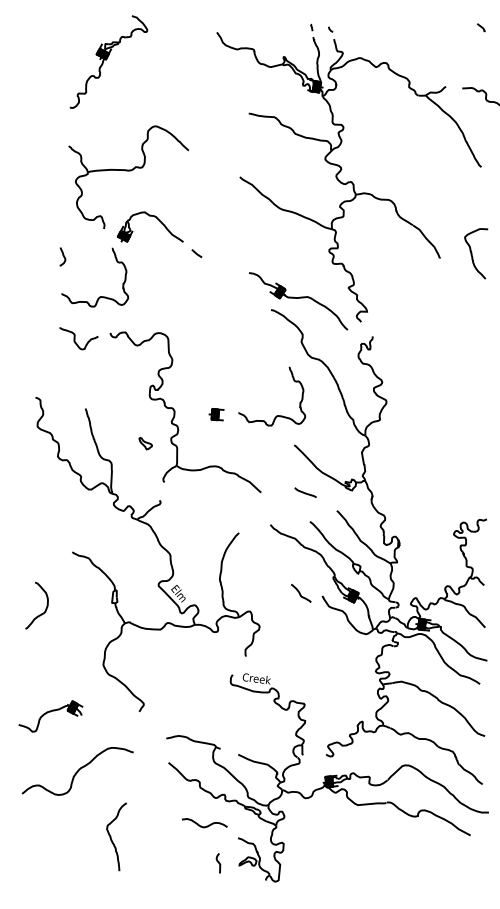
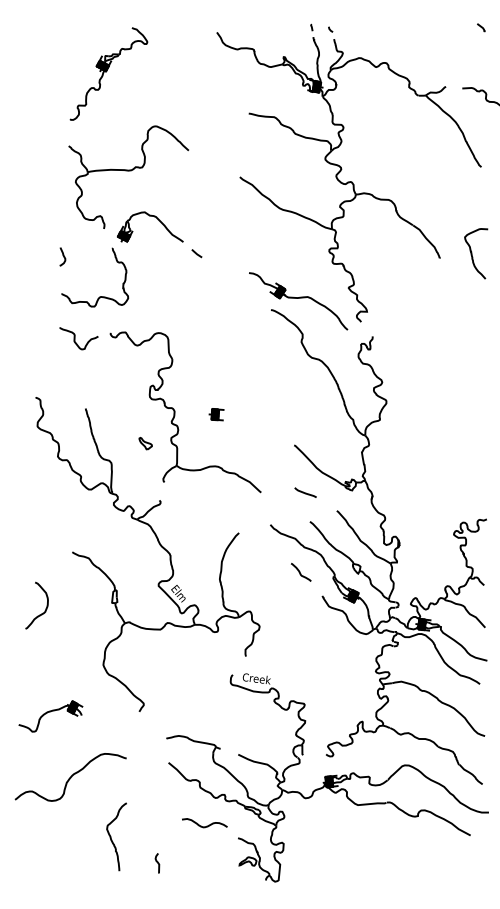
part position: (108, 61) -> (108, 73) (108, 73)
curve: present -> none (276, 415)
curve position: (300, 592) -> (300, 571) (300, 571)
curve position: (77, 771) -> (70, 777) (70, 777)
curve position: (218, 863) -> (157, 863) (157, 863)
